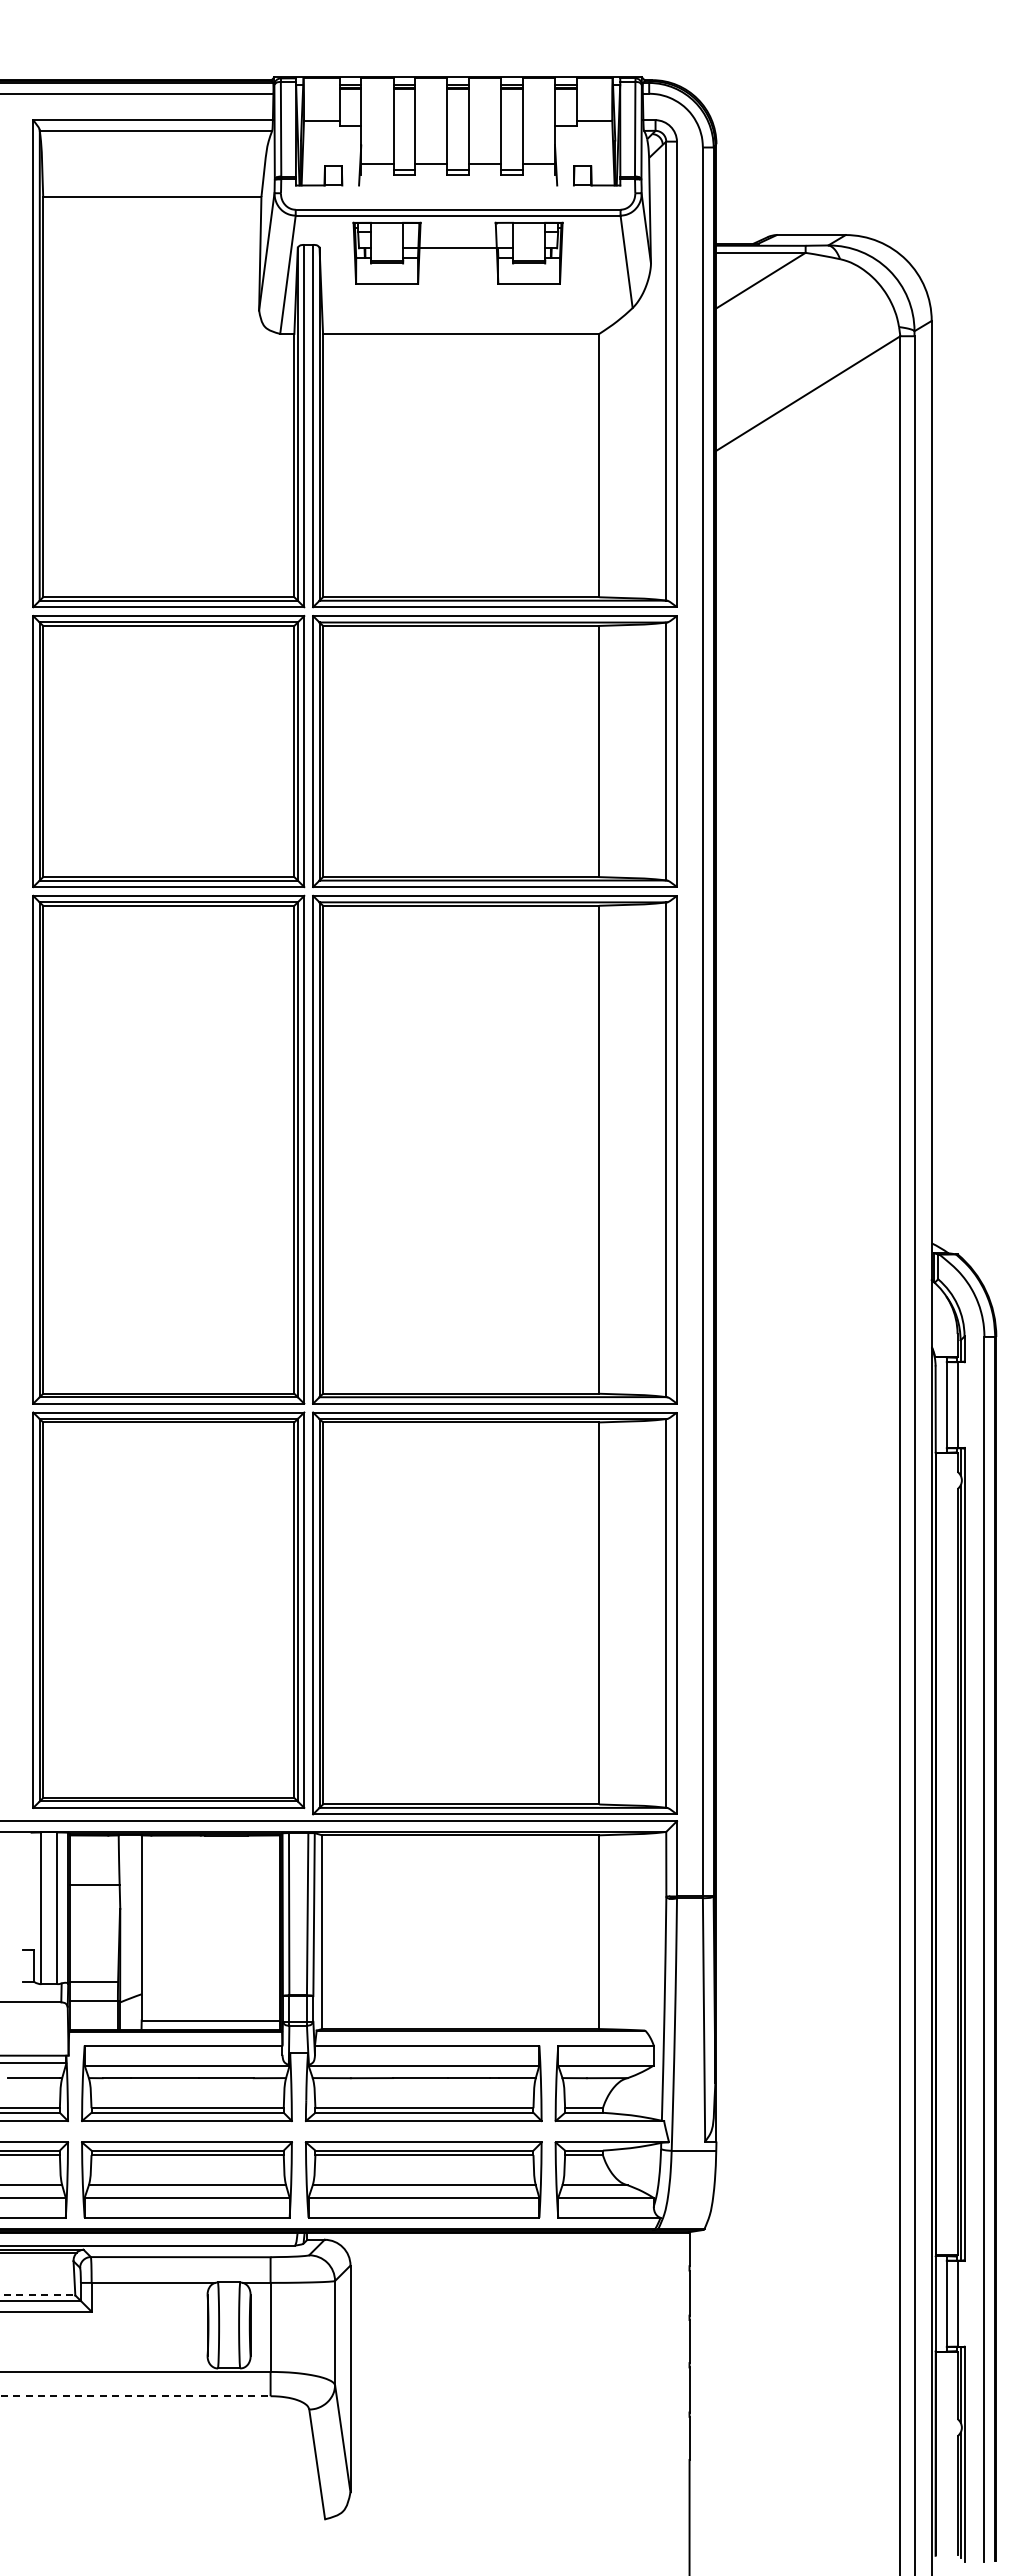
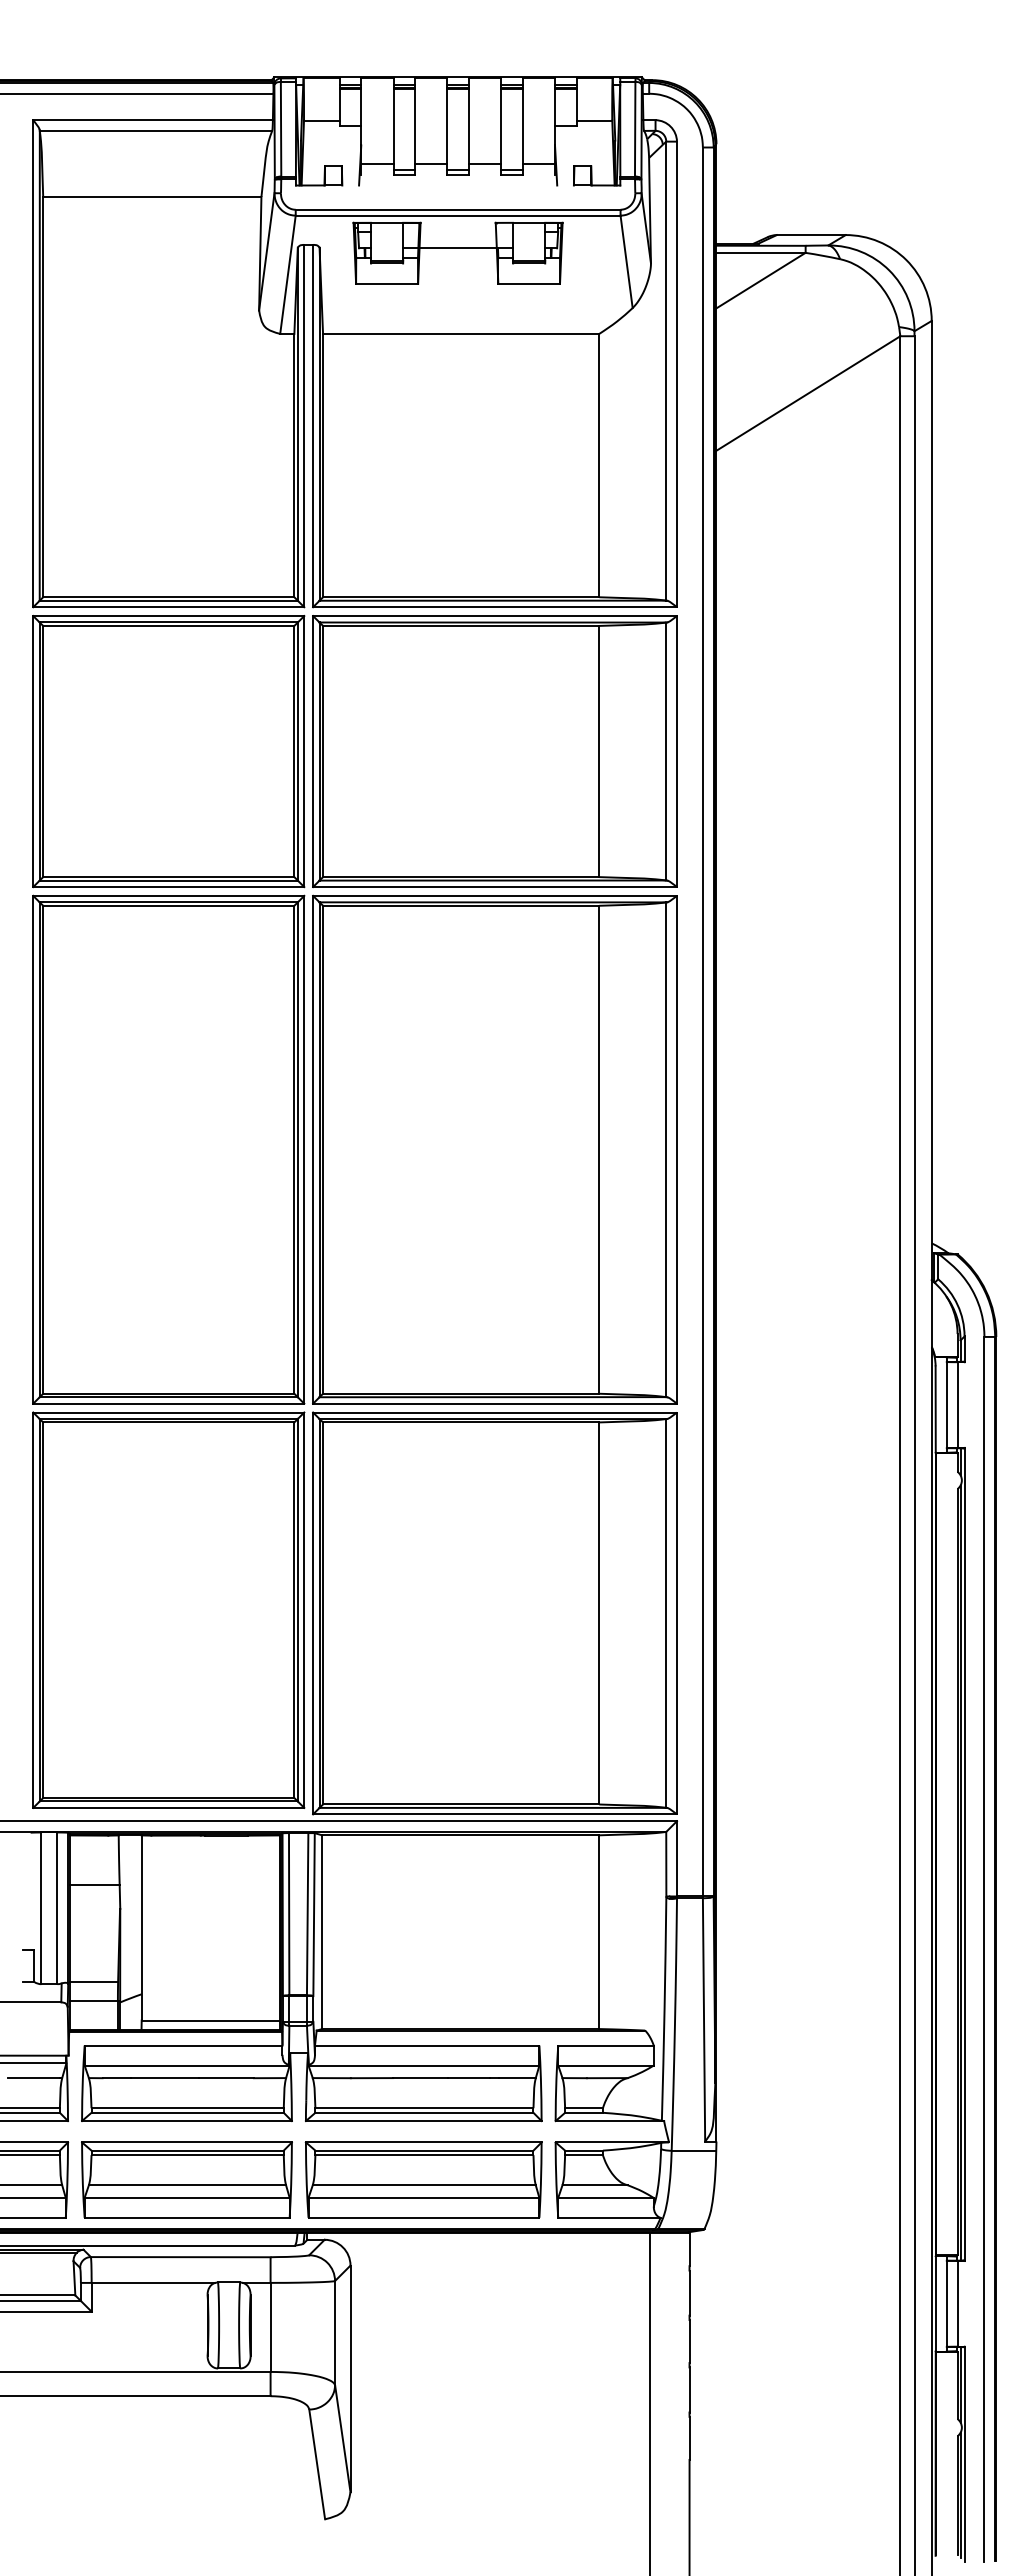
line: dashed -> solid (38, 2295)
line: dashed -> solid (135, 2396)
line: none -> present (649, 2402)
